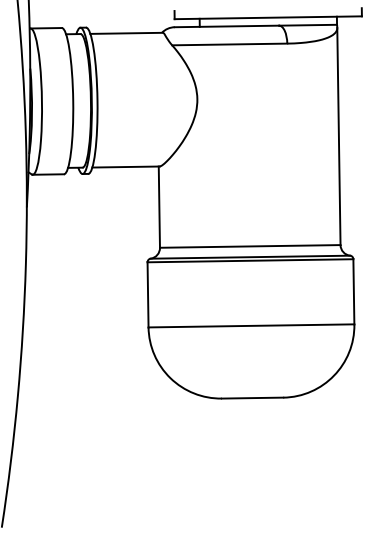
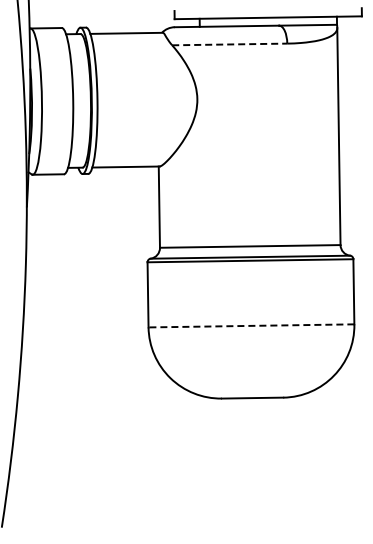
line: solid -> dashed (229, 44)
line: solid -> dashed (251, 325)
